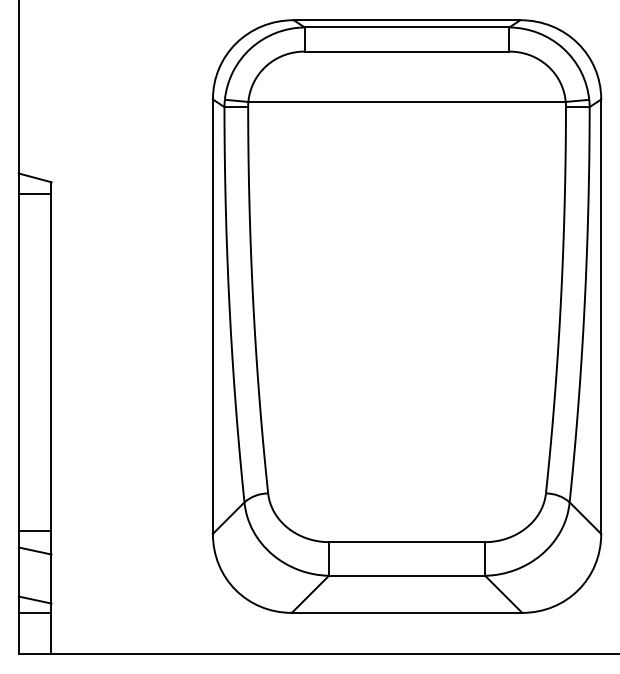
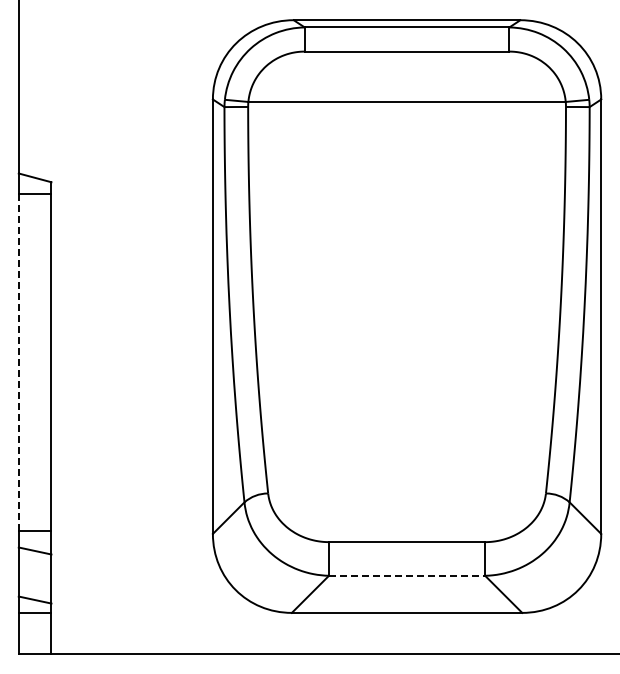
line: solid -> dashed (18, 362)
line: solid -> dashed (407, 575)
